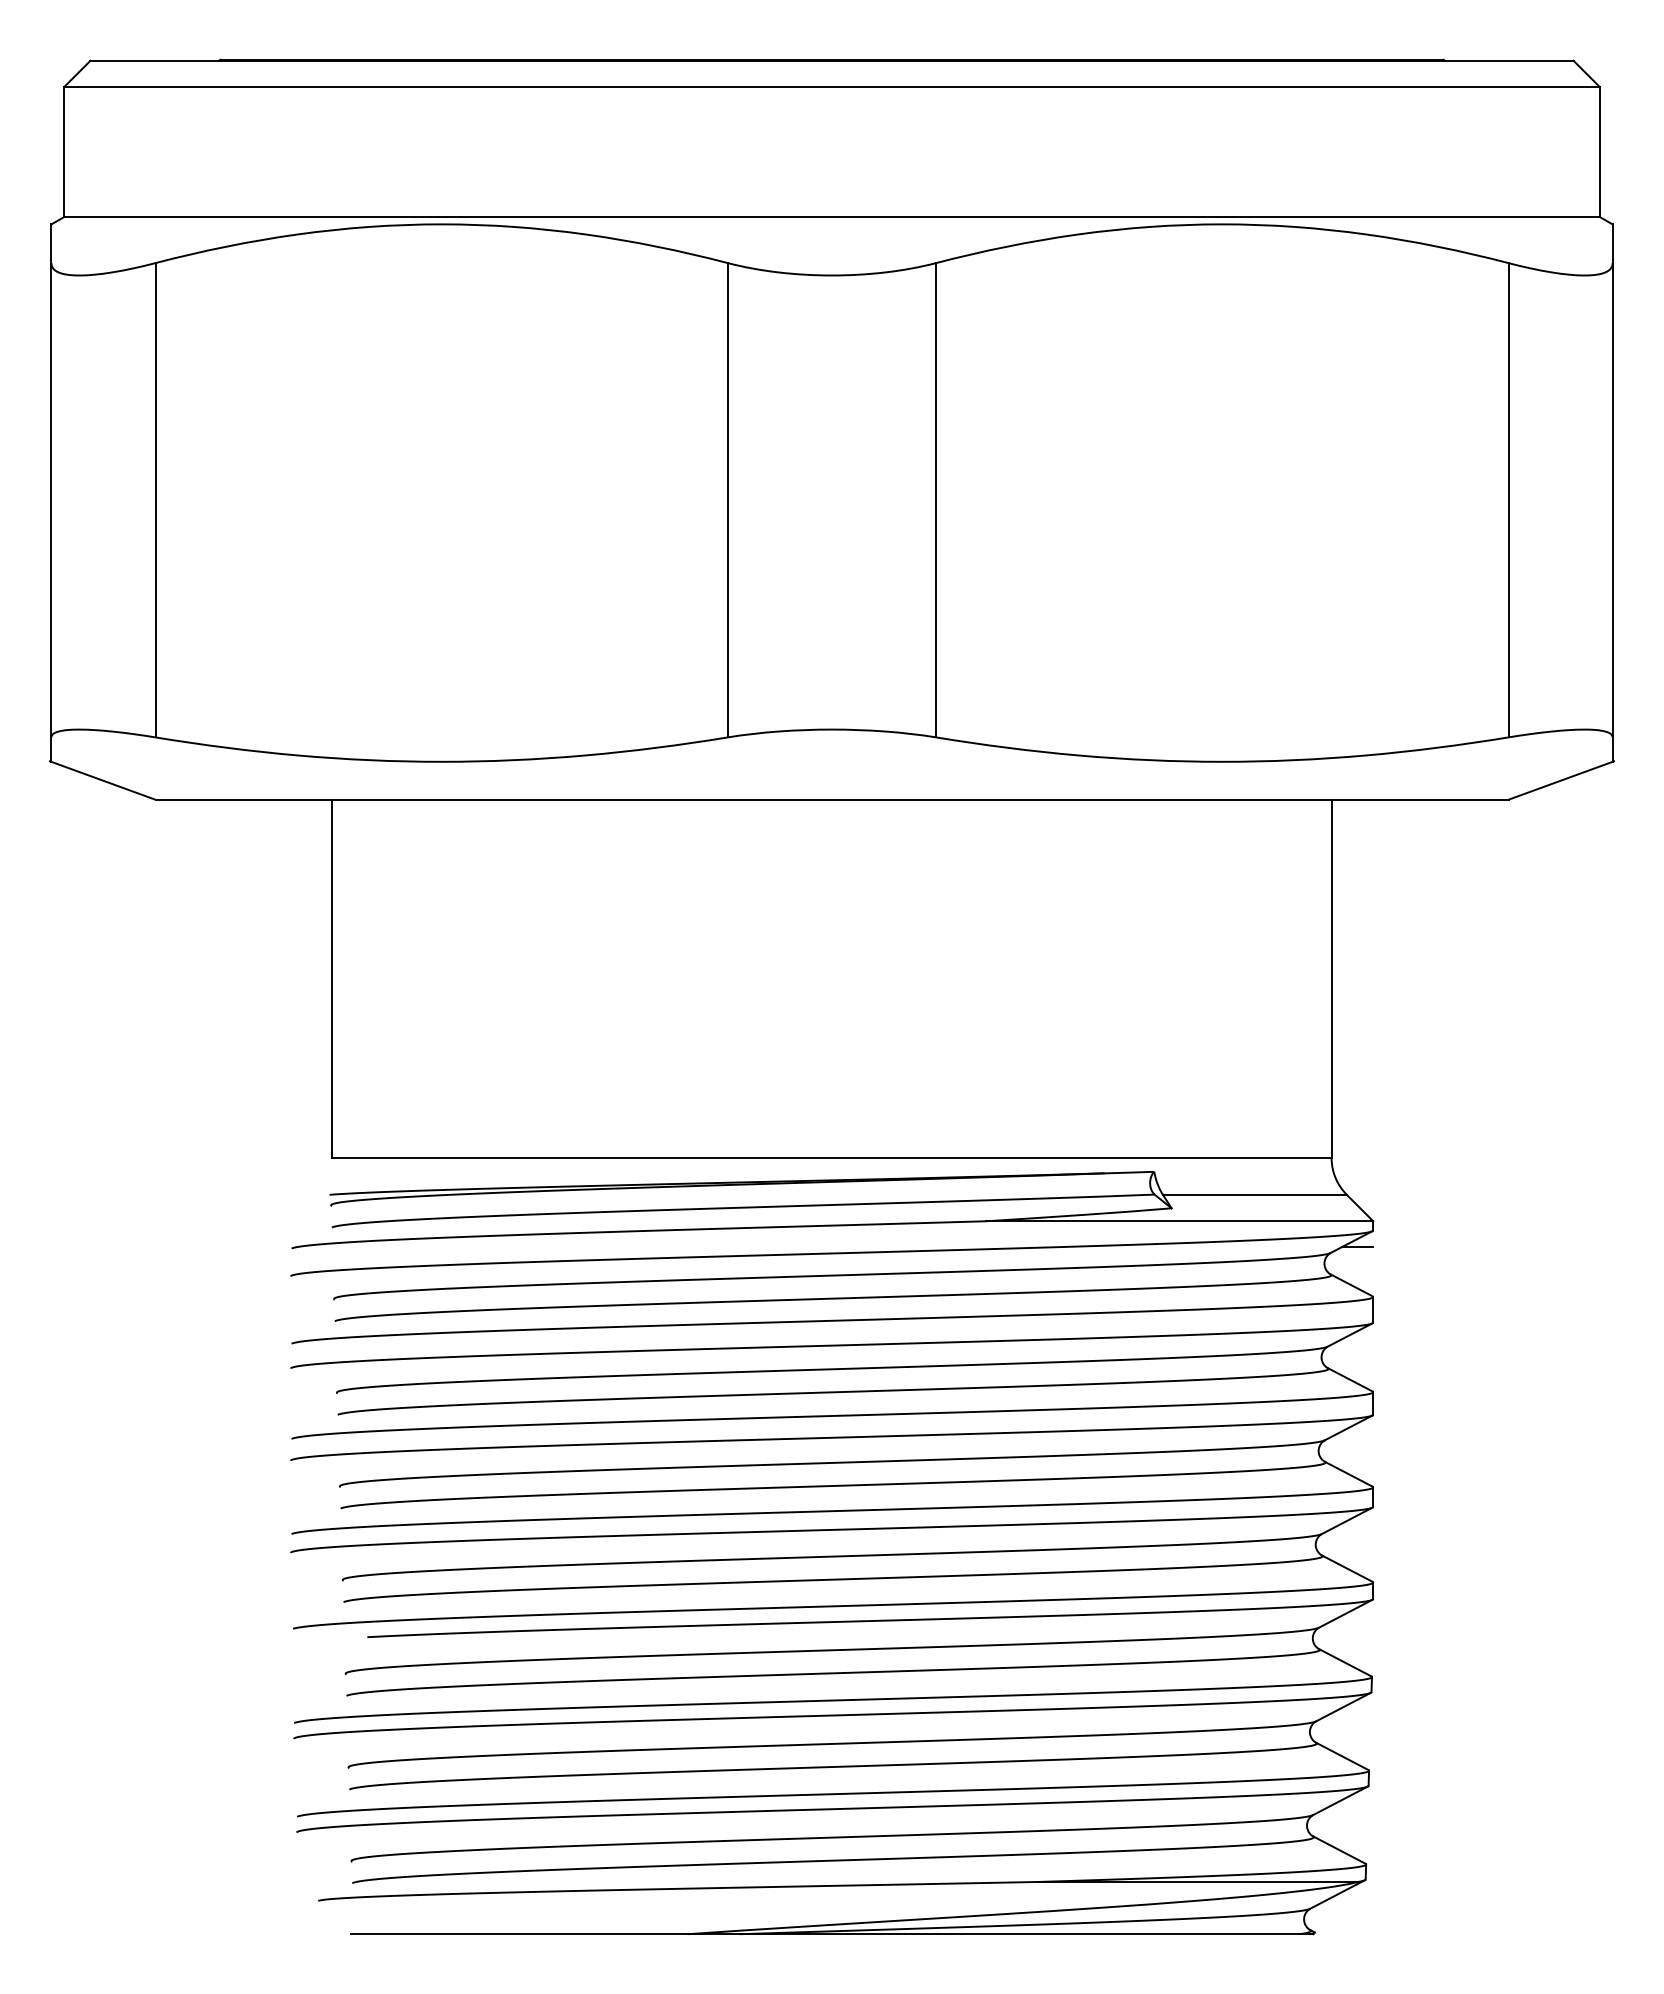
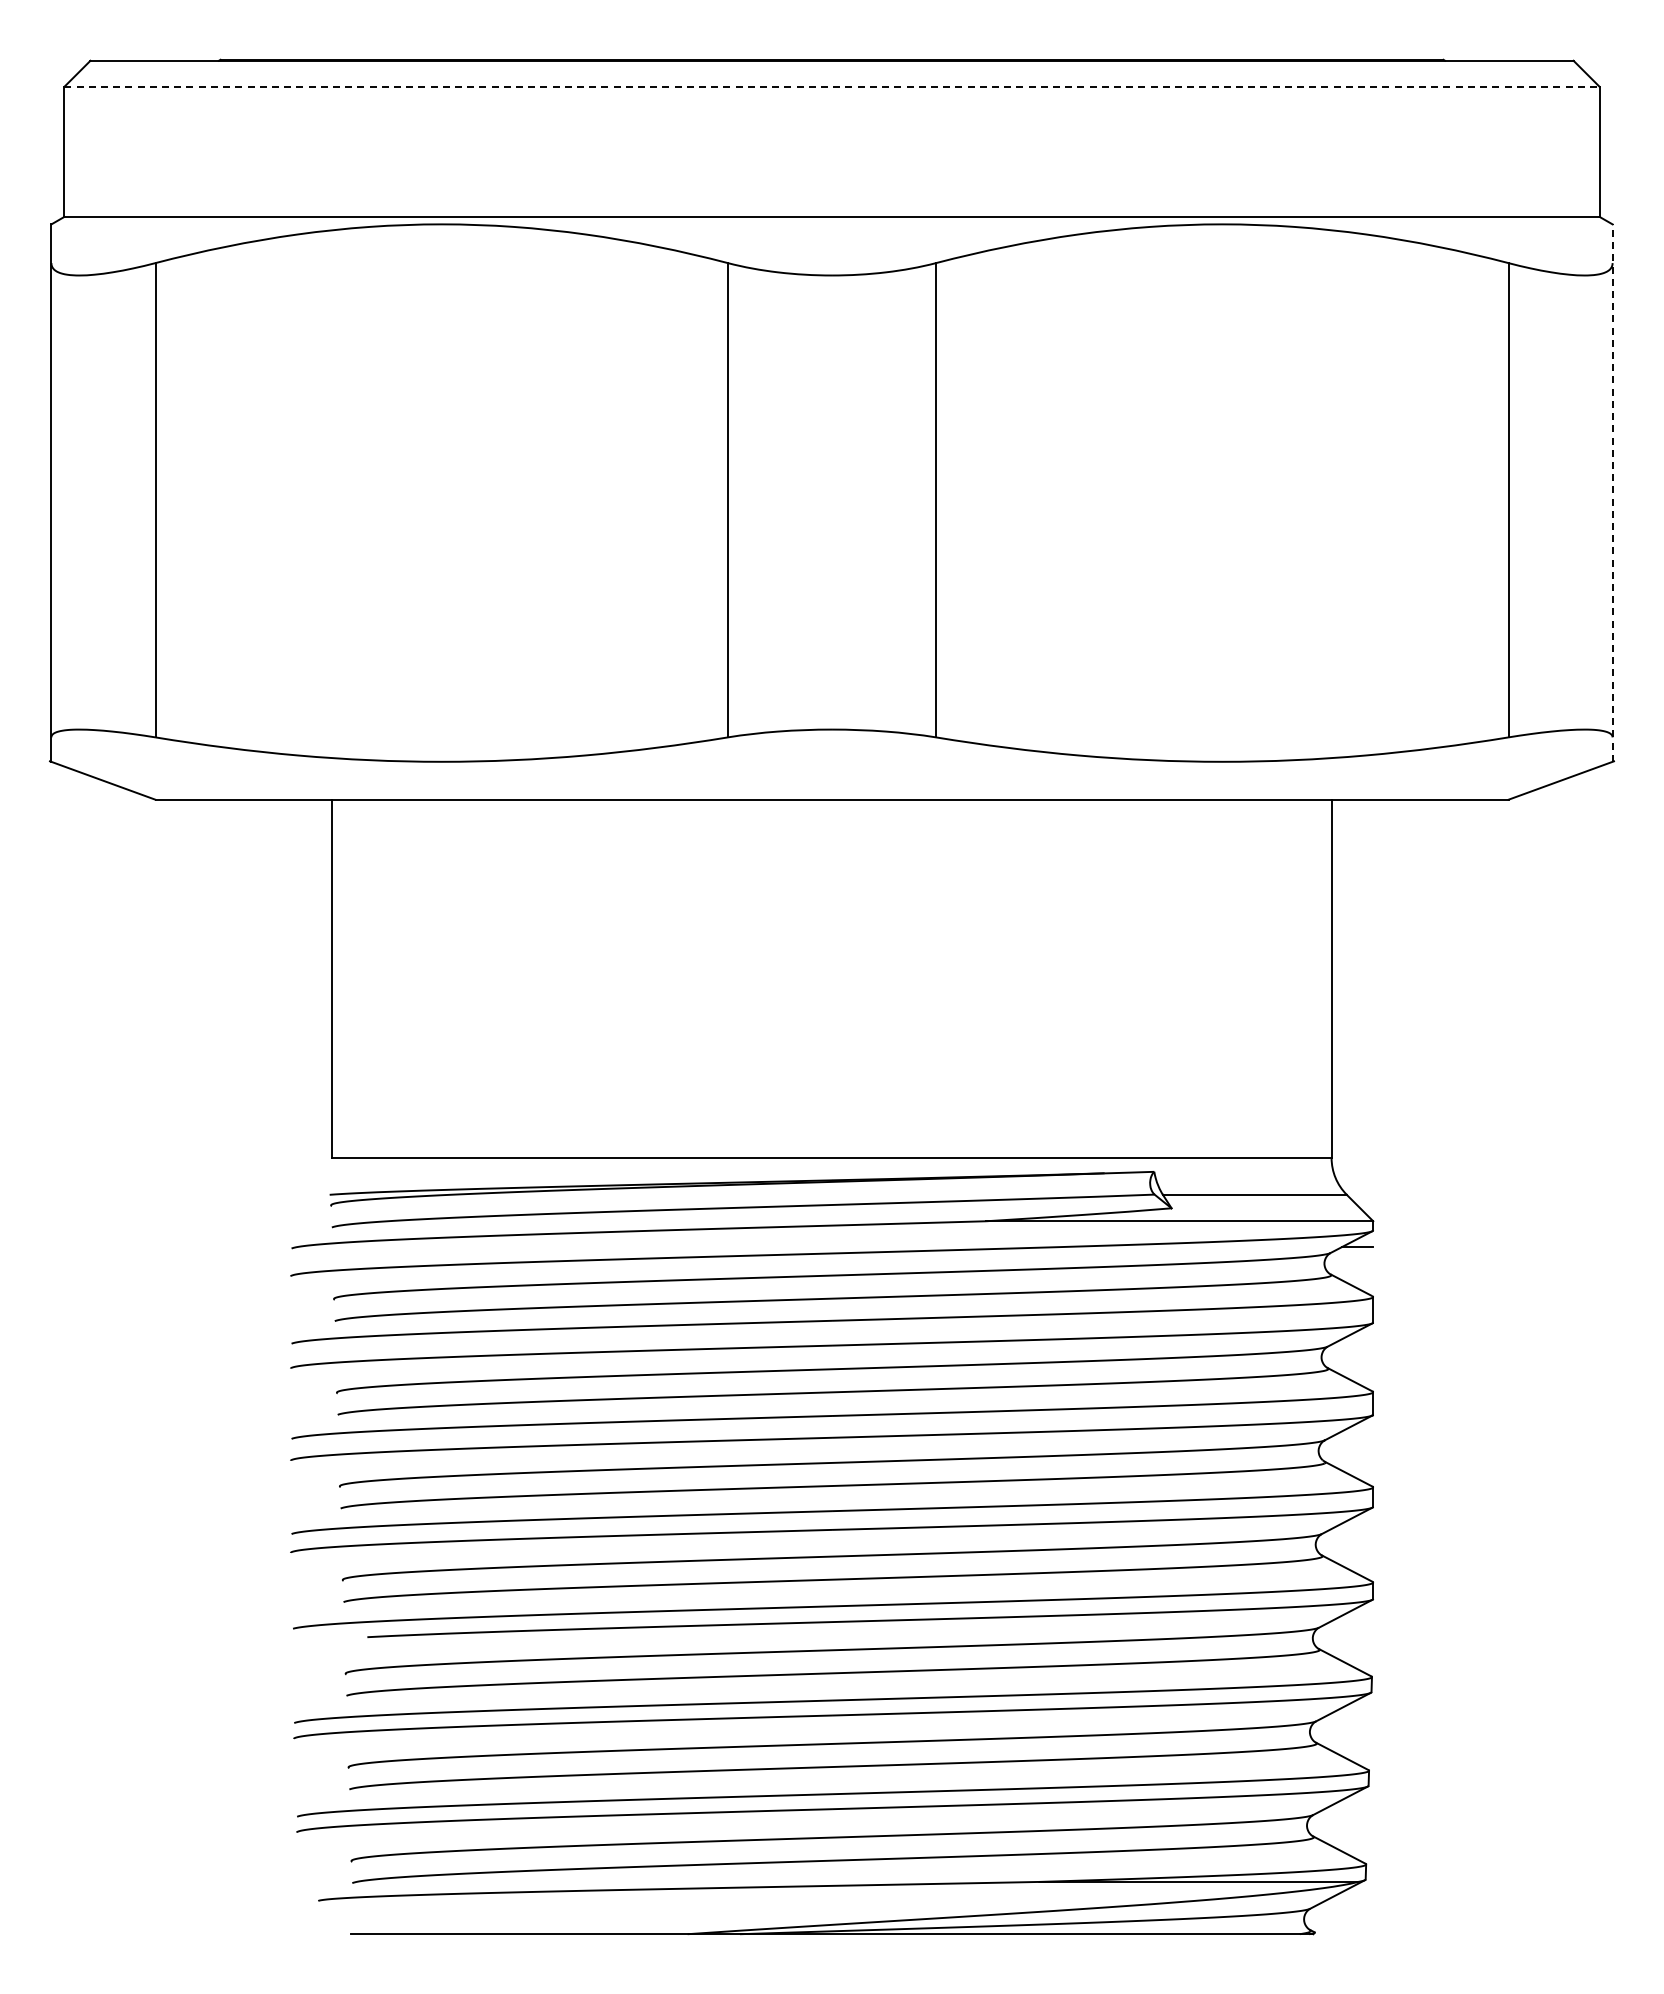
line: solid -> dashed (832, 86)
line: solid -> dashed (1612, 493)
